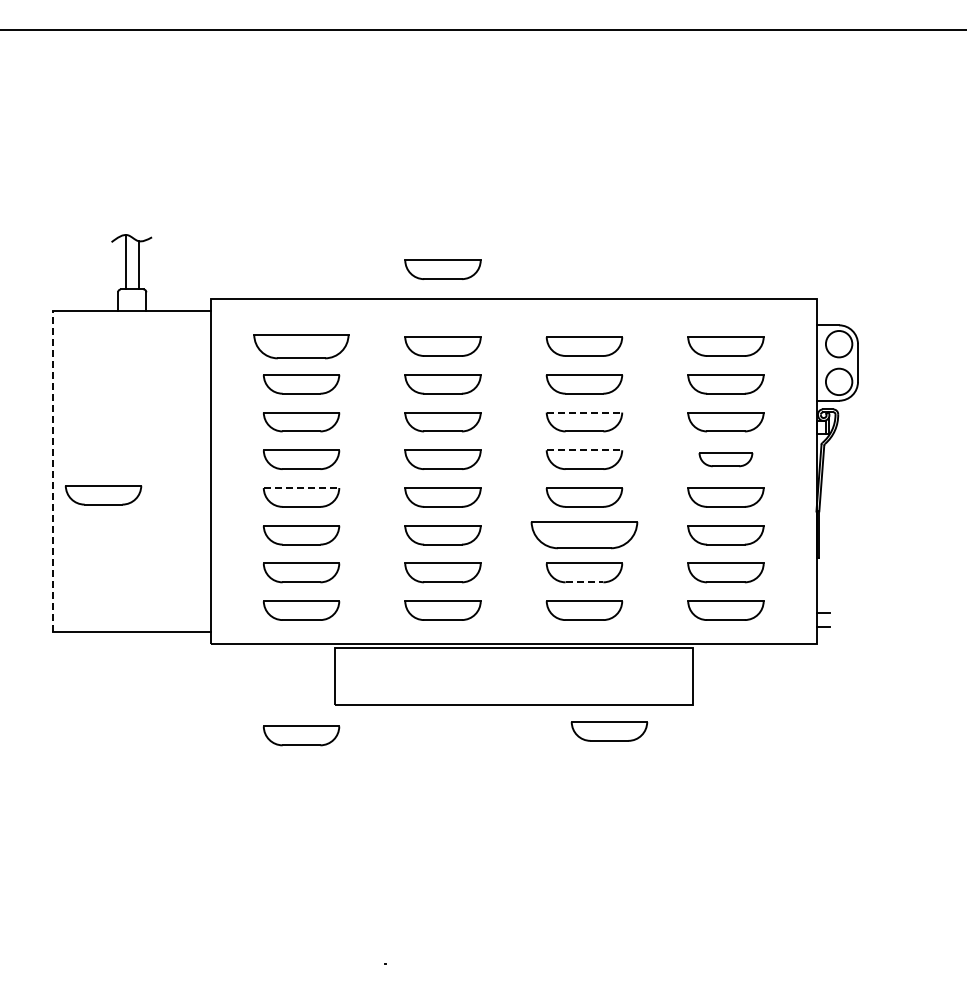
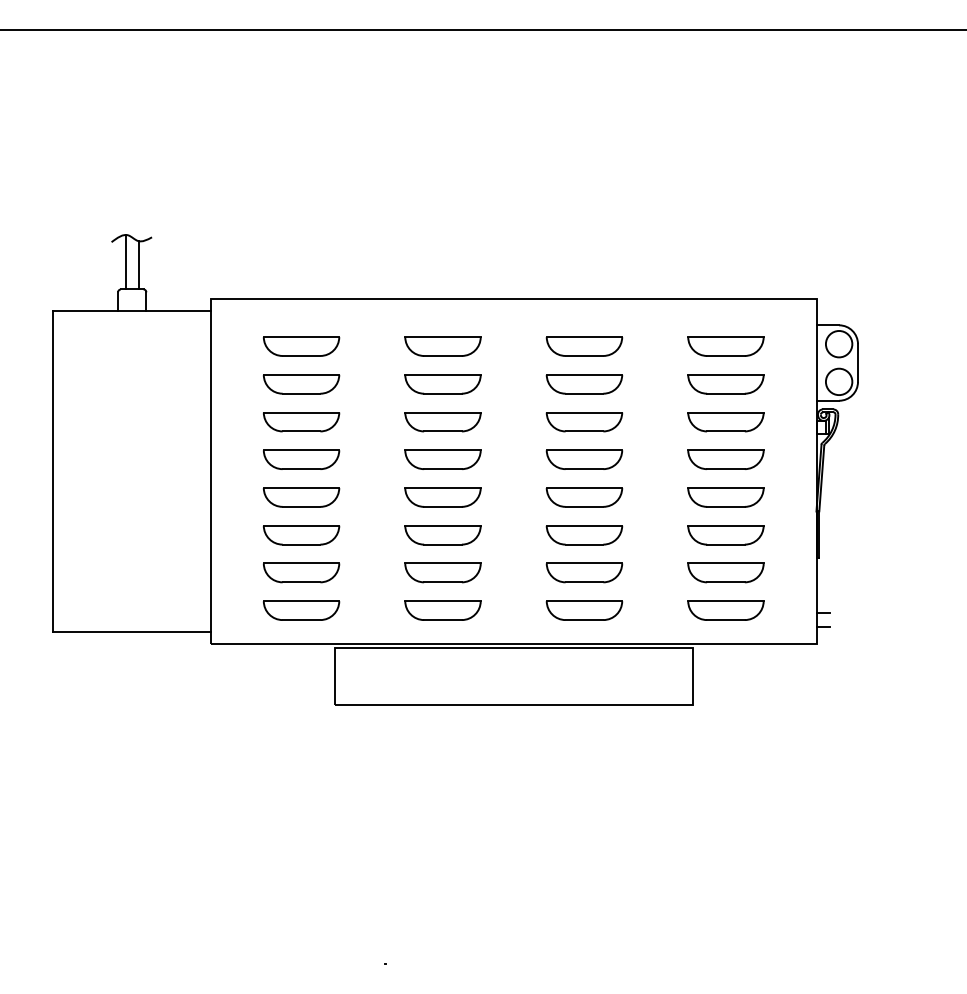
part: present -> none (442, 269)
part size: 97x26 px -> 78x21 px (301, 346)
line: dashed -> solid (584, 412)
line: dashed -> solid (584, 450)
part size: 56x16 px -> 78x21 px (725, 459)
line: dashed -> solid (53, 471)
line: dashed -> solid (301, 488)
part: present -> none (103, 495)
part size: 109x29 px -> 79x21 px (584, 535)
line: dashed -> solid (584, 582)
part: present -> none (609, 731)
part: present -> none (301, 735)
